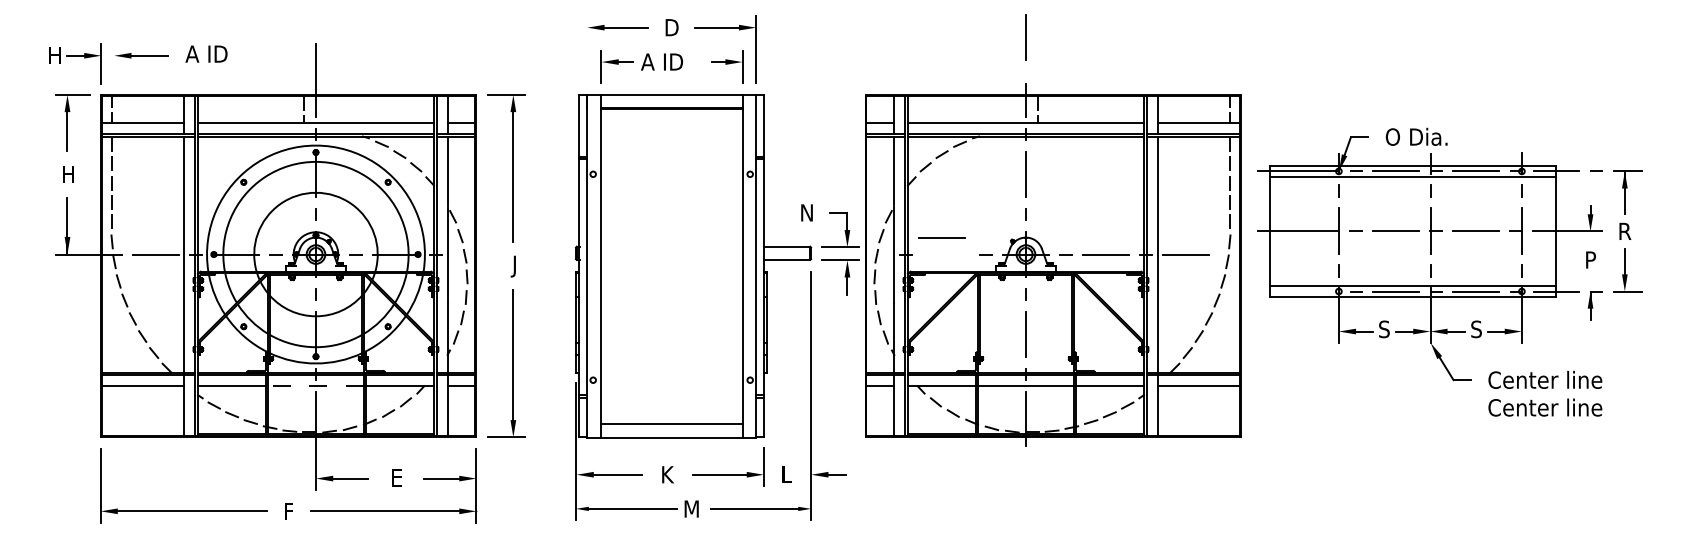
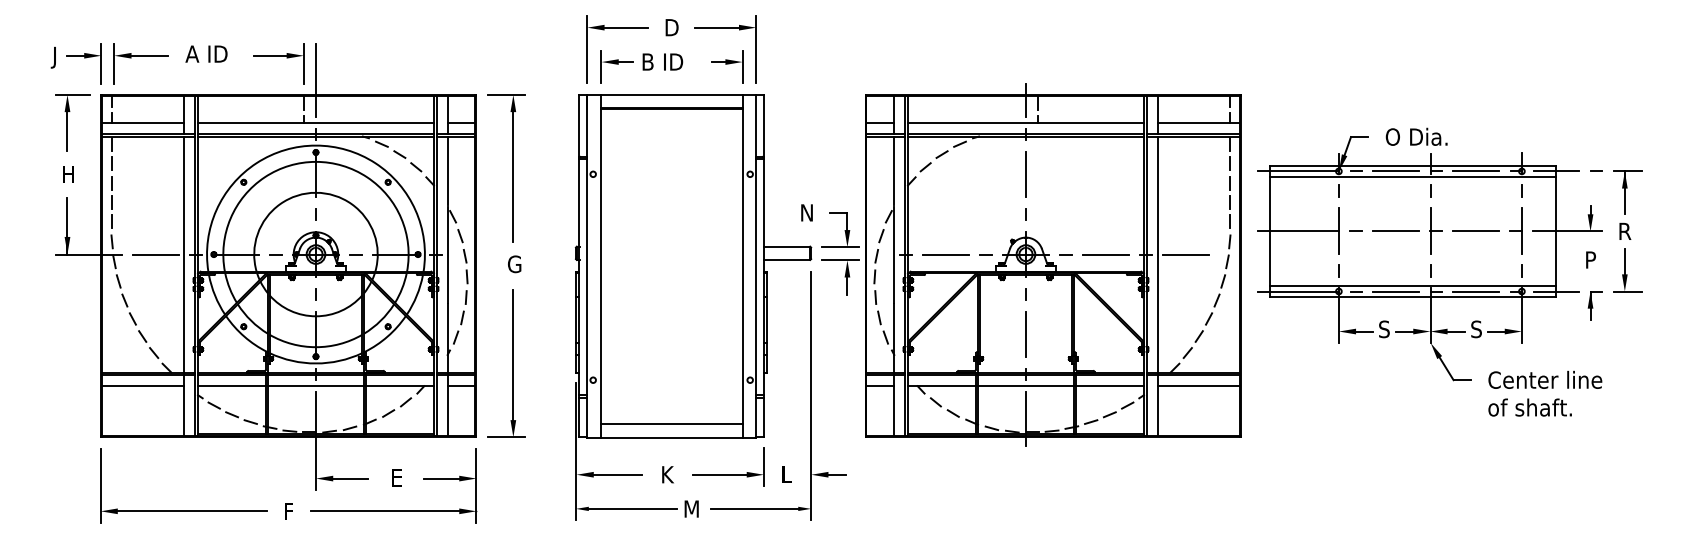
line: present -> none (1025, 37)
line: none -> present (587, 49)
part: none -> present (278, 56)
text: H -> J (54, 57)
text: A ID -> B ID (647, 61)
line: none -> present (114, 64)
line position: (941, 237) -> (945, 254) (945, 254)
text: J -> G (514, 266)
line: none -> present (1298, 291)
line: dashed -> solid (315, 386)
text: Center line -> of shaft. (1545, 407)
